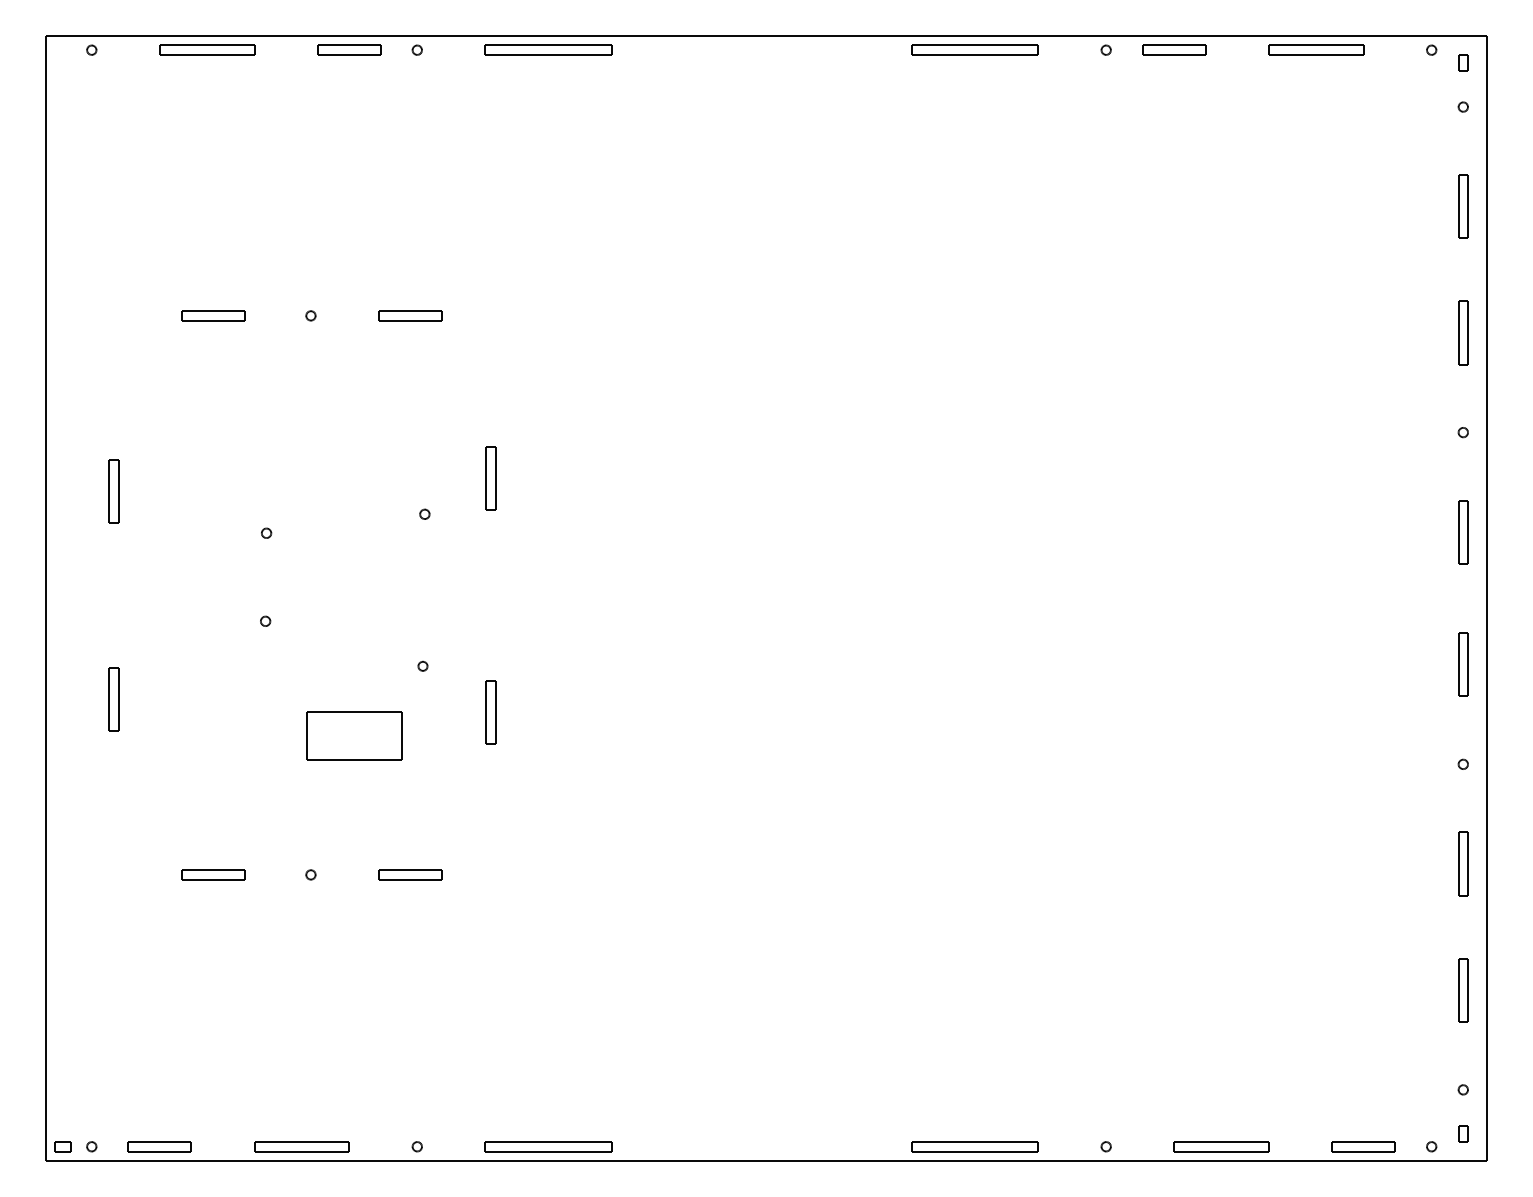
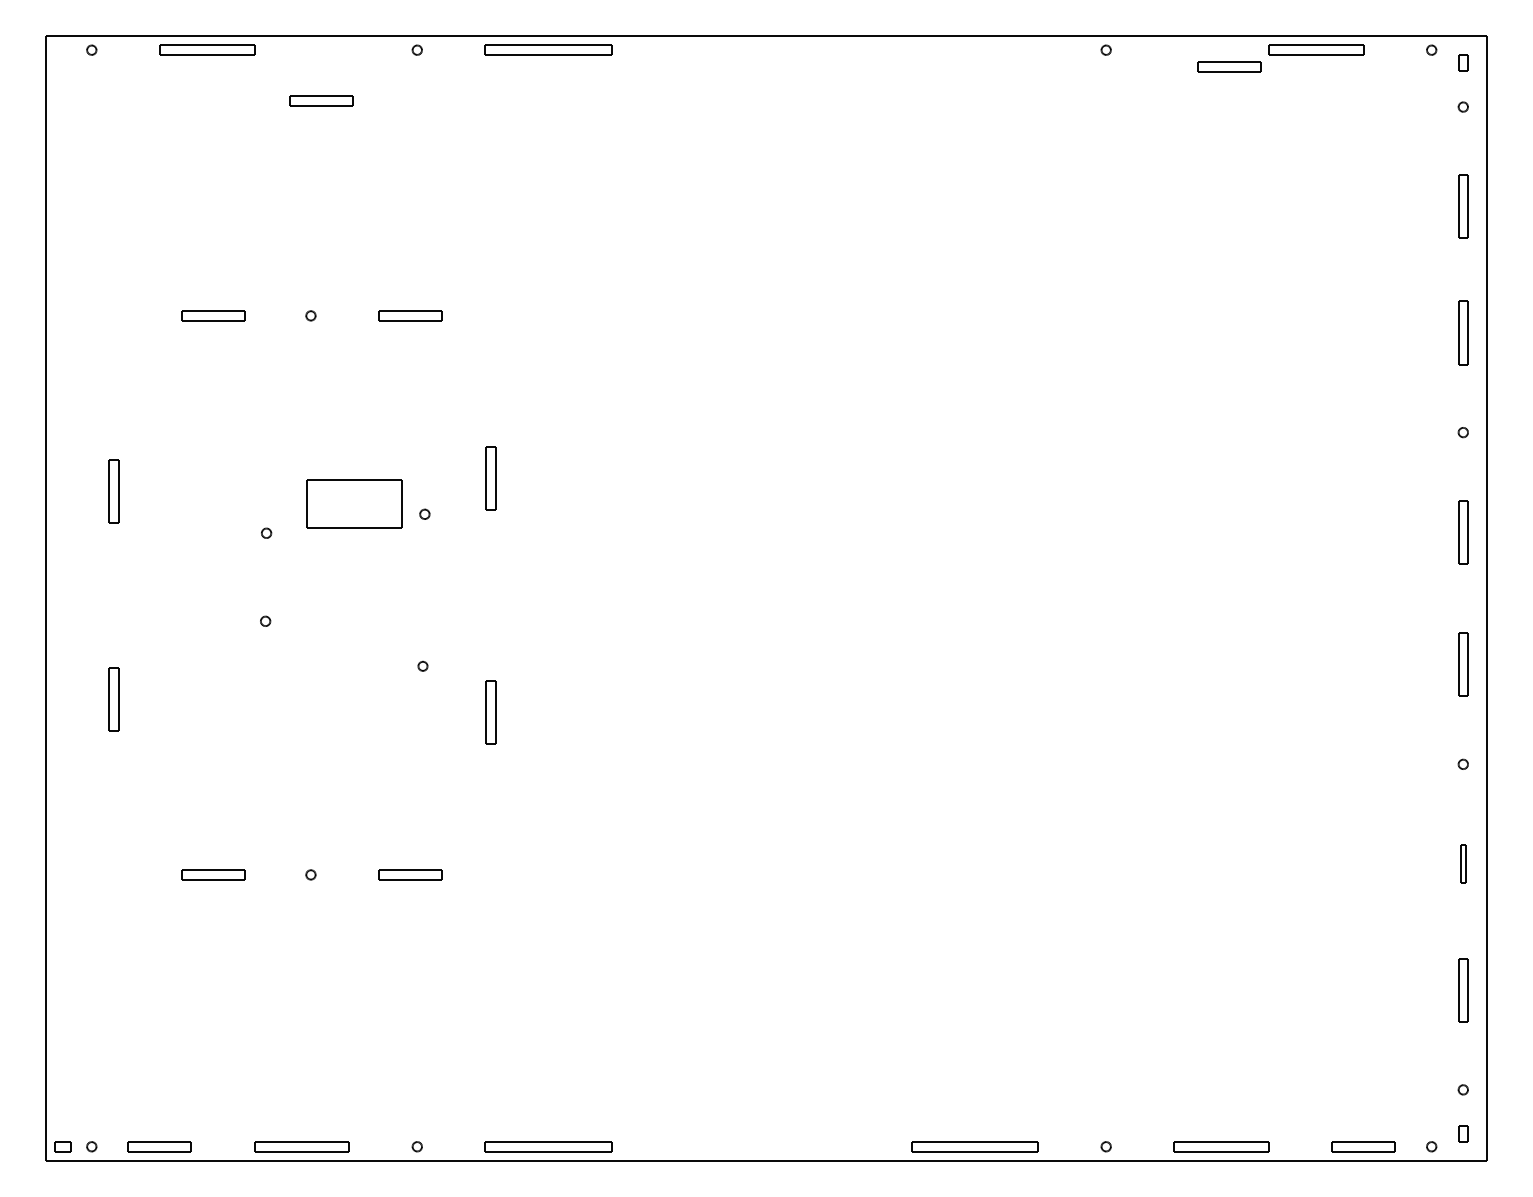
part position: (349, 49) -> (321, 100) (321, 100)
part: present -> none (974, 49)
part position: (1174, 49) -> (1229, 66) (1229, 66)
part position: (354, 735) -> (354, 503) (354, 503)
part size: 11x66 px -> 7x40 px (1463, 863)
